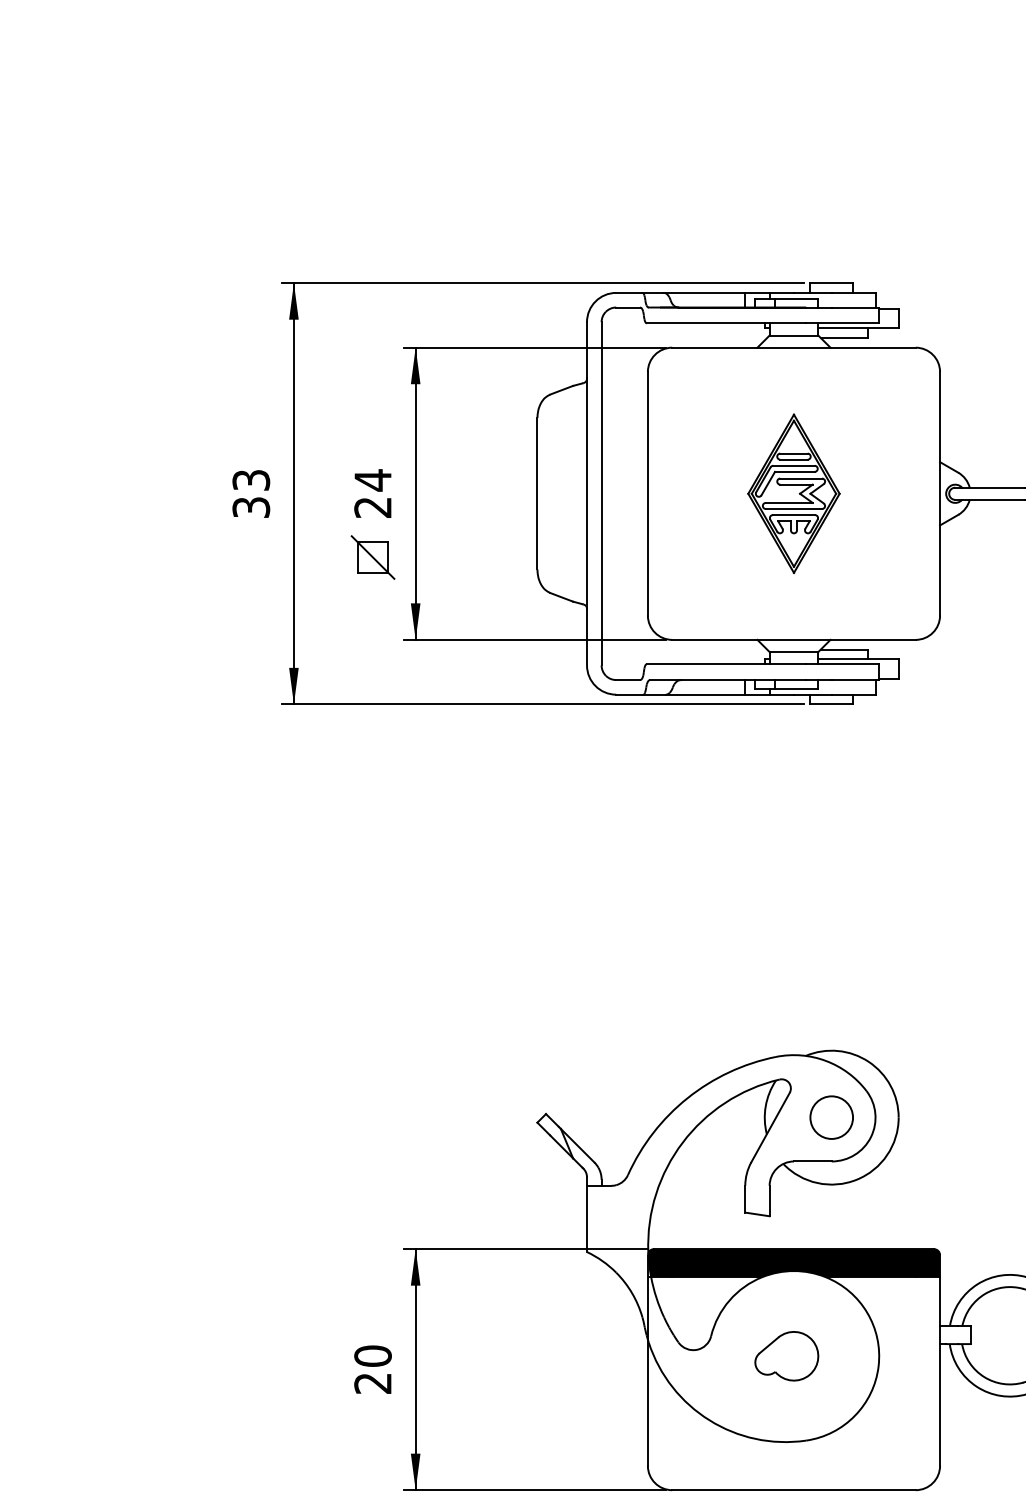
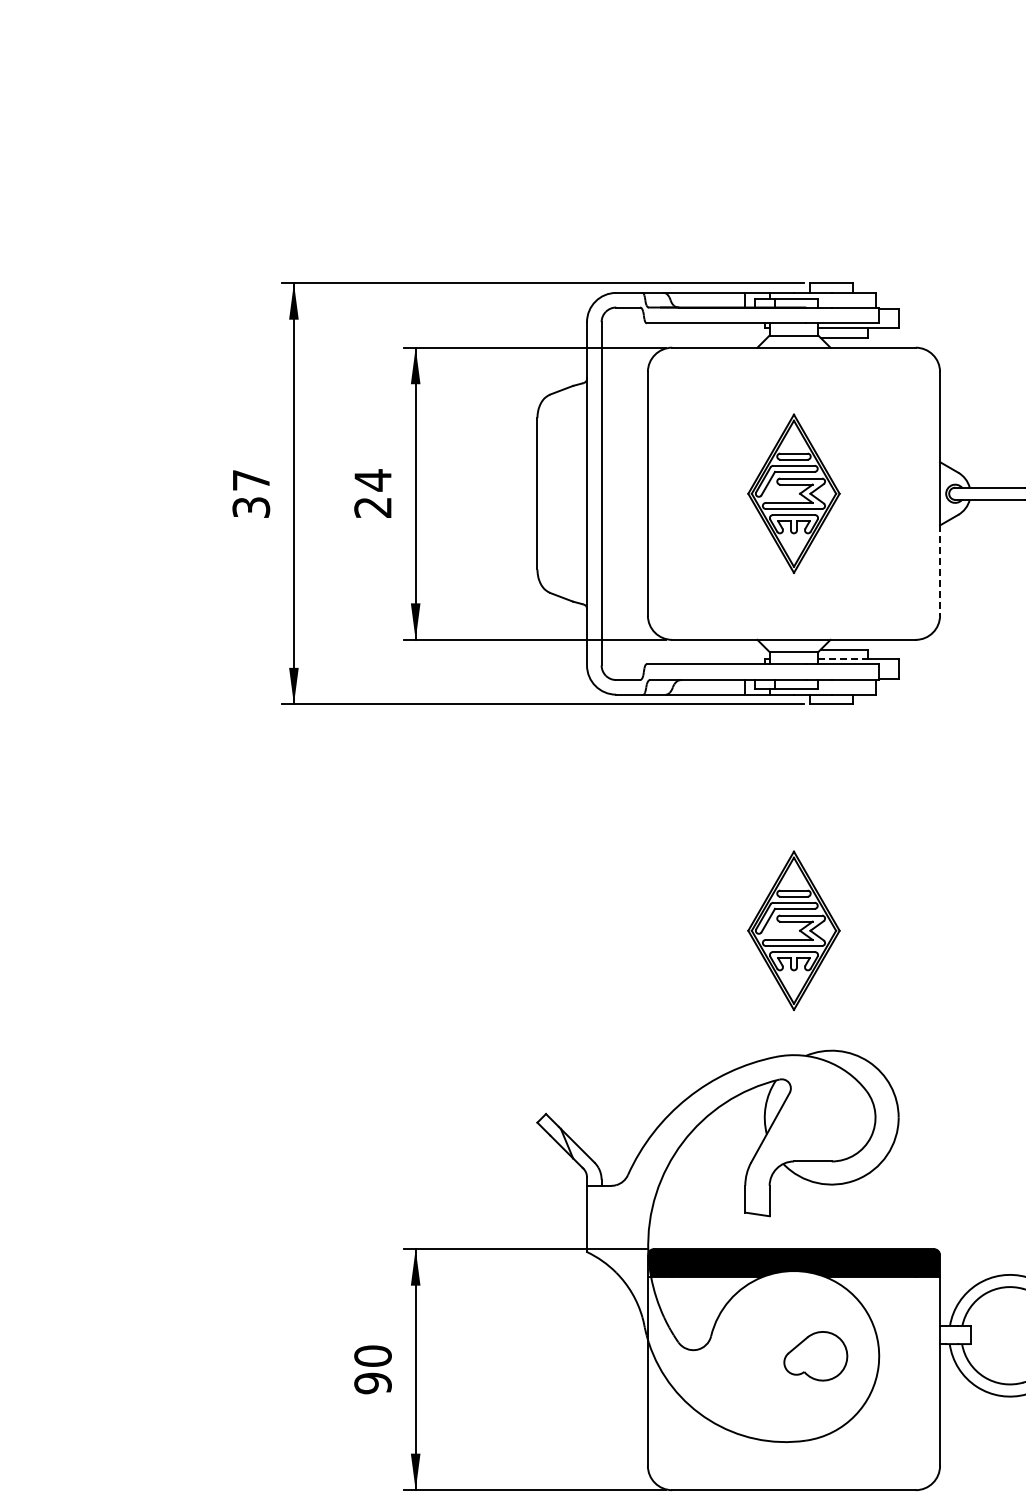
text: 33 -> 37 (251, 480)
part: present -> none (372, 557)
line: solid -> dashed (940, 570)
line: solid -> dashed (843, 659)
part: none -> present (793, 930)
circle: present -> none (831, 1117)
part position: (786, 1356) -> (815, 1356) (815, 1356)
text: 20 -> 90 (372, 1383)
